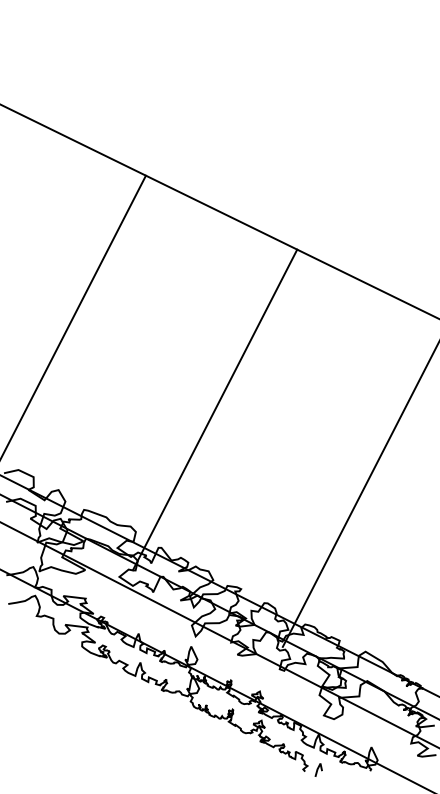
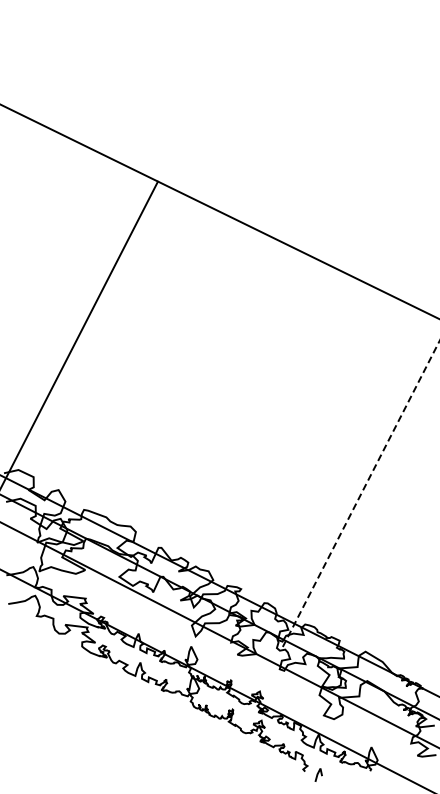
line position: (73, 315) -> (79, 333) (79, 333)
line: present -> none (214, 409)
line: solid -> dashed (361, 493)
line position: (318, 769) -> (318, 774) (318, 774)
